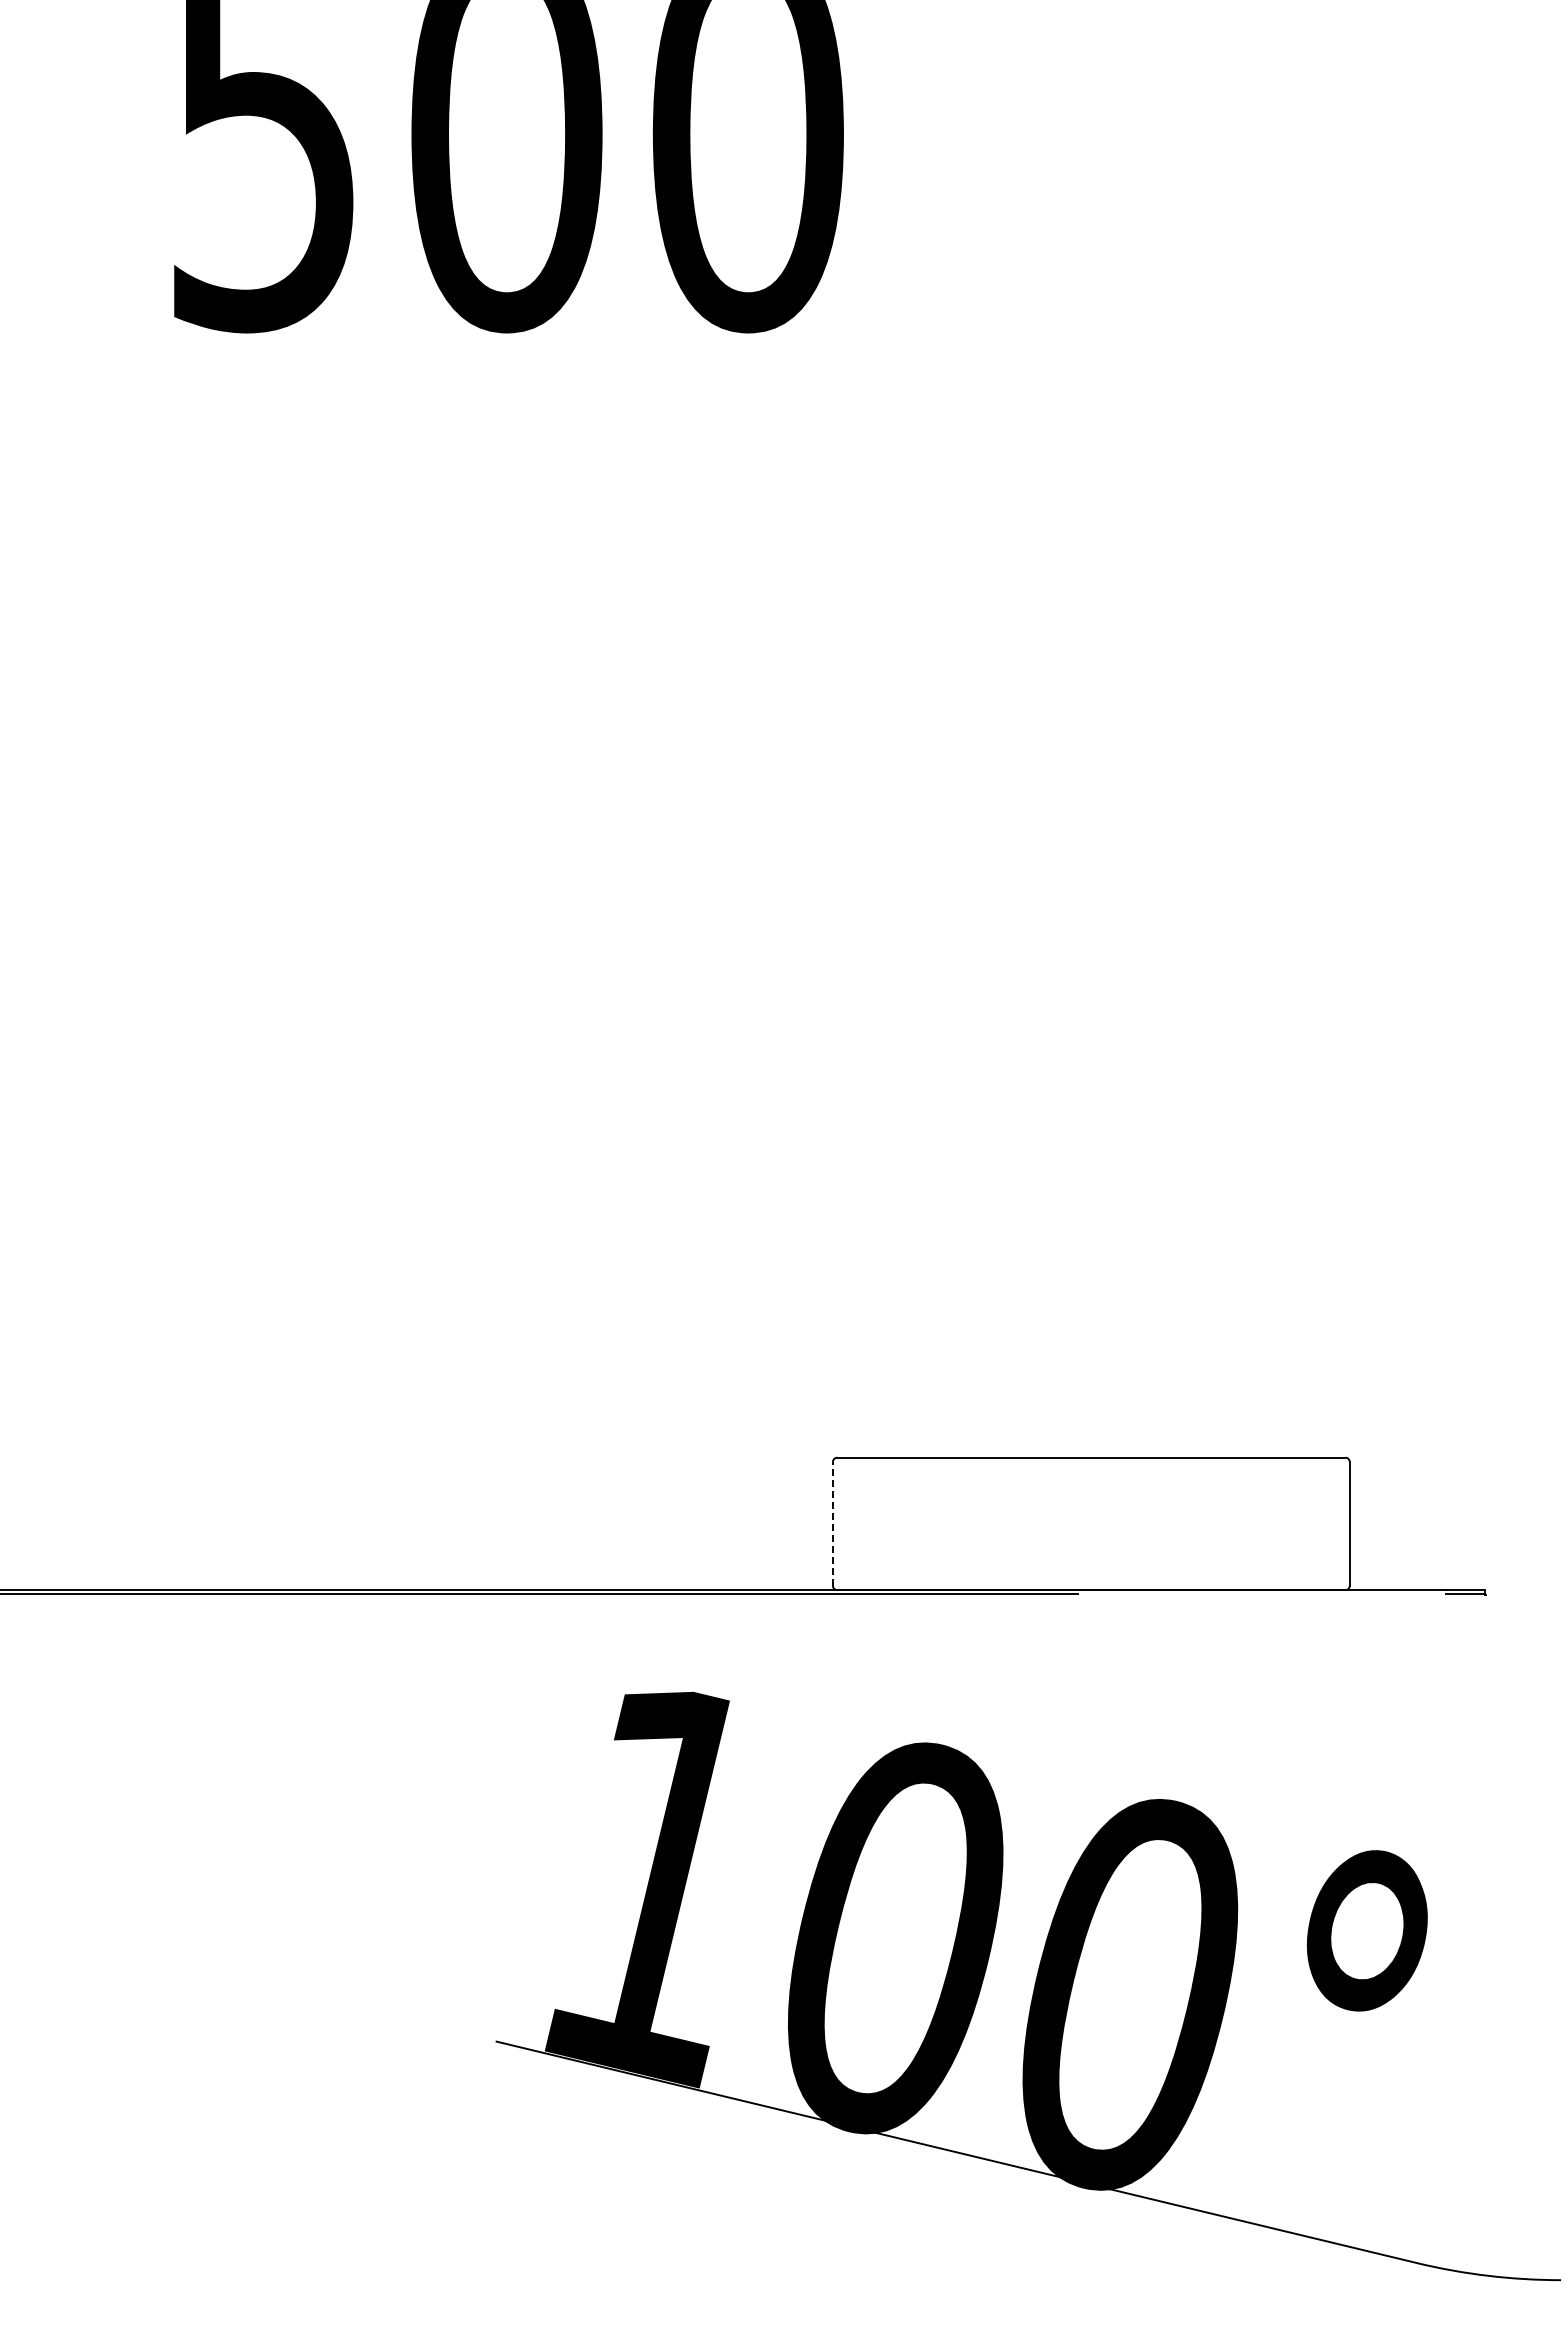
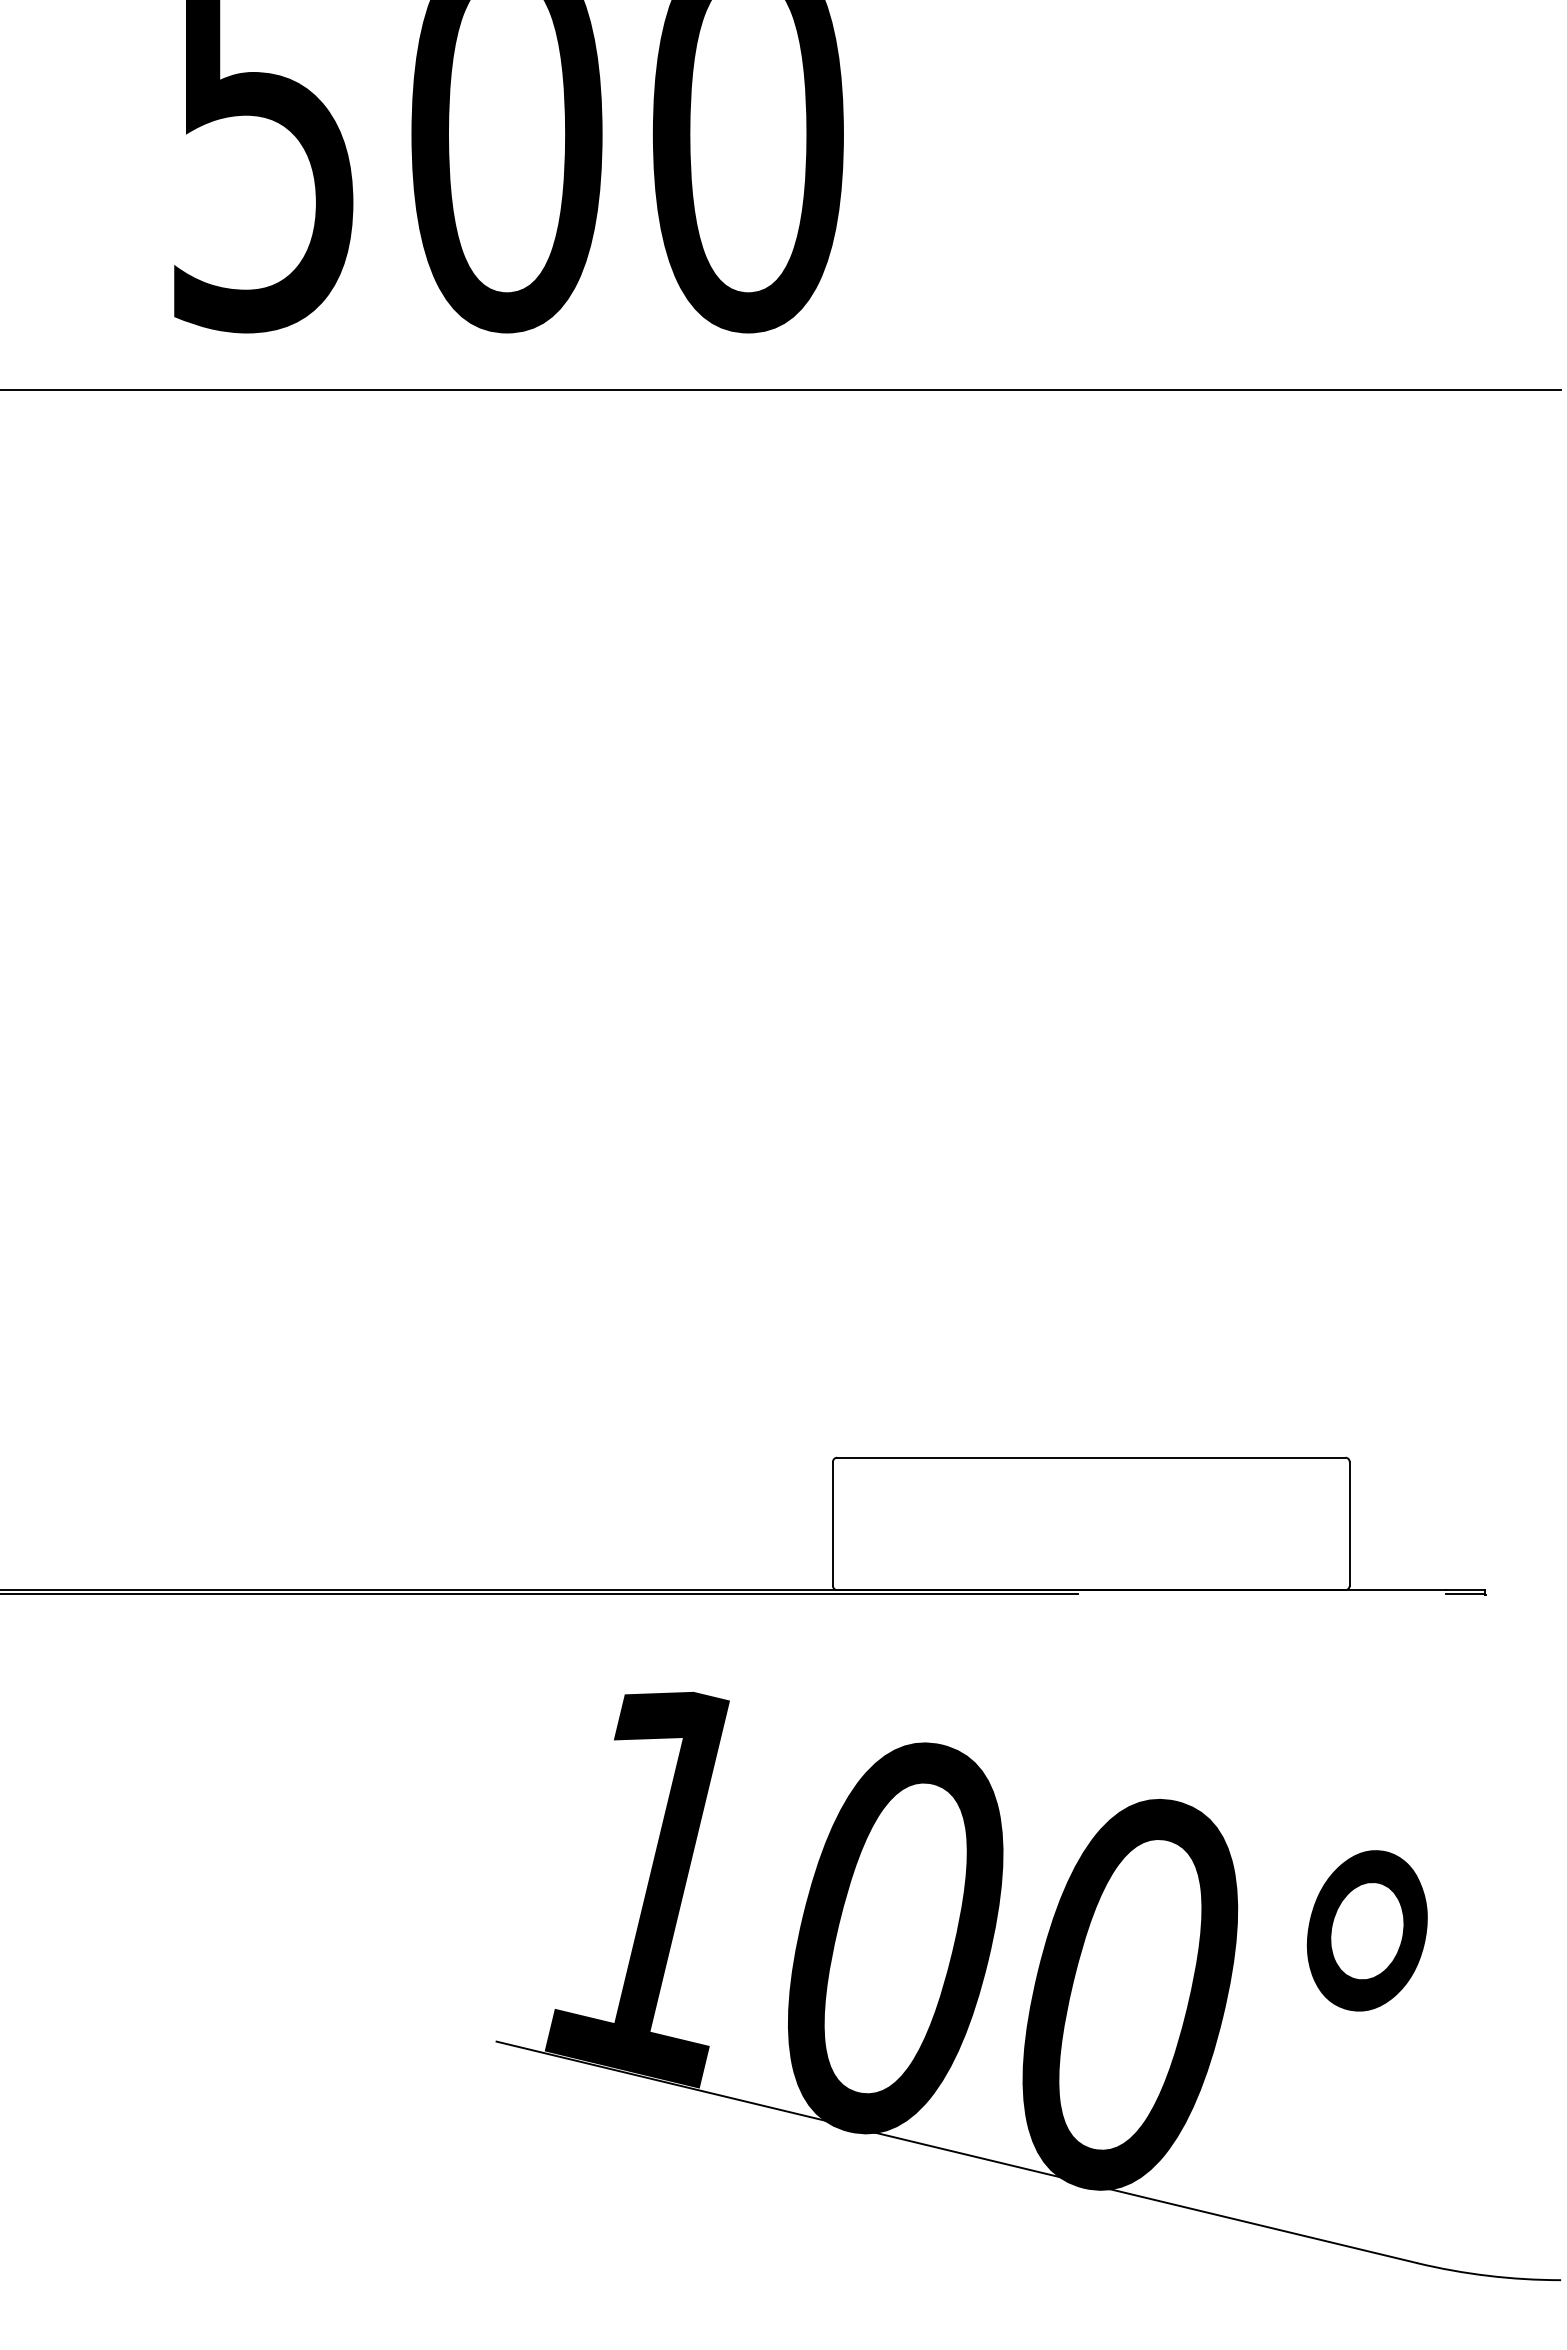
line: none -> present (781, 390)
line: dashed -> solid (832, 1523)
